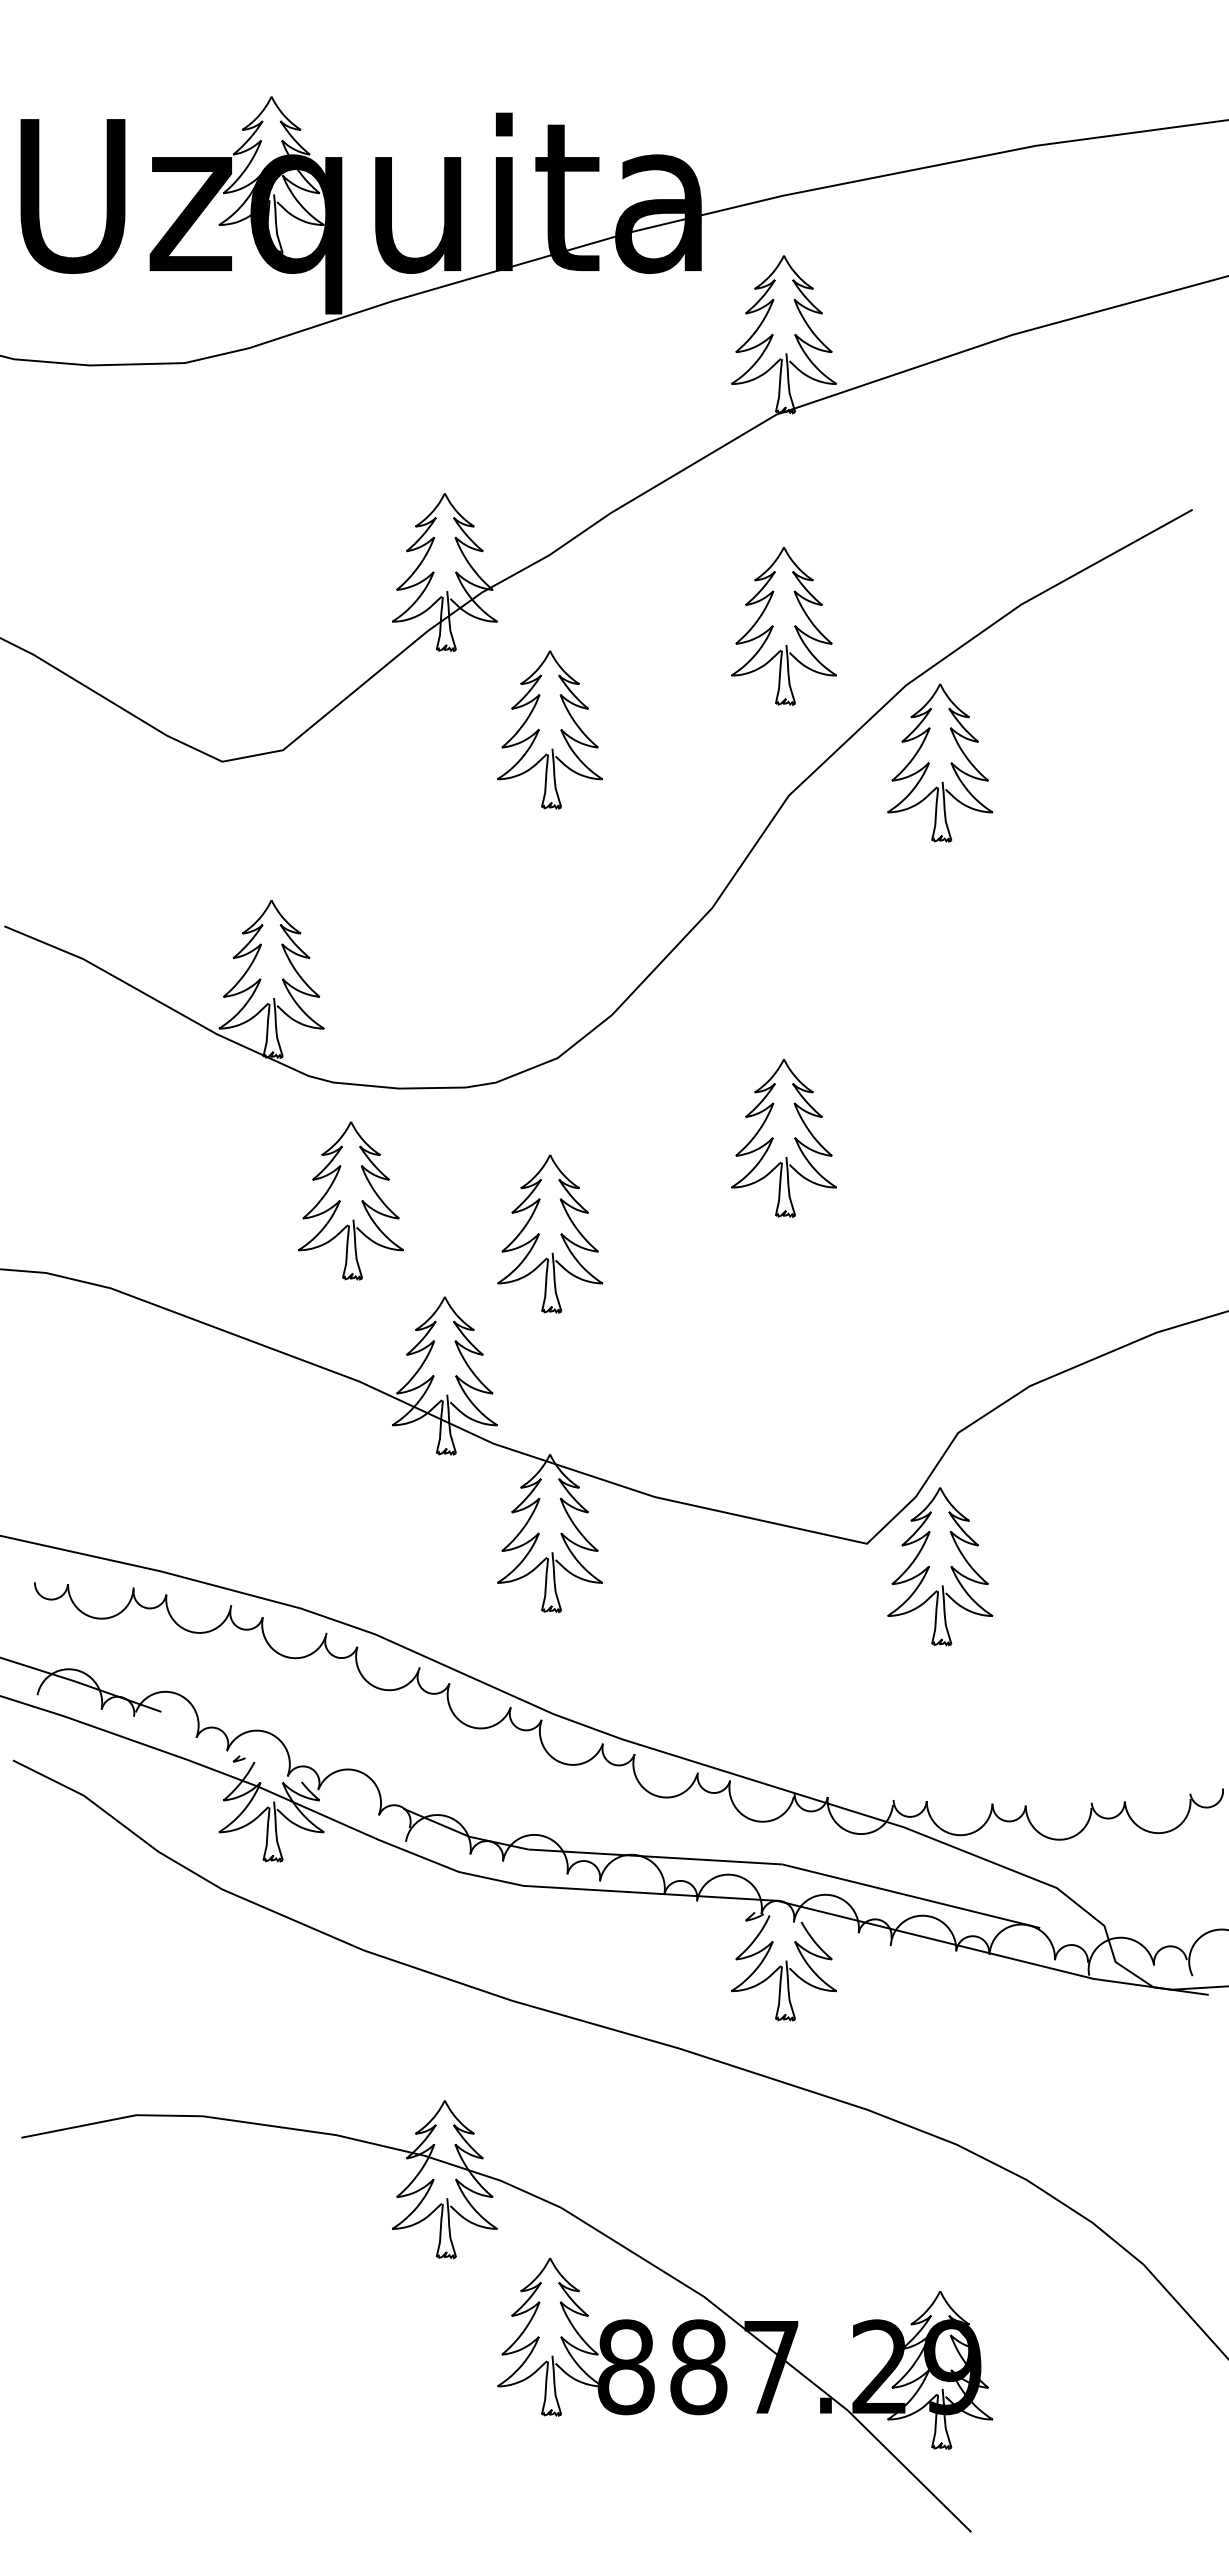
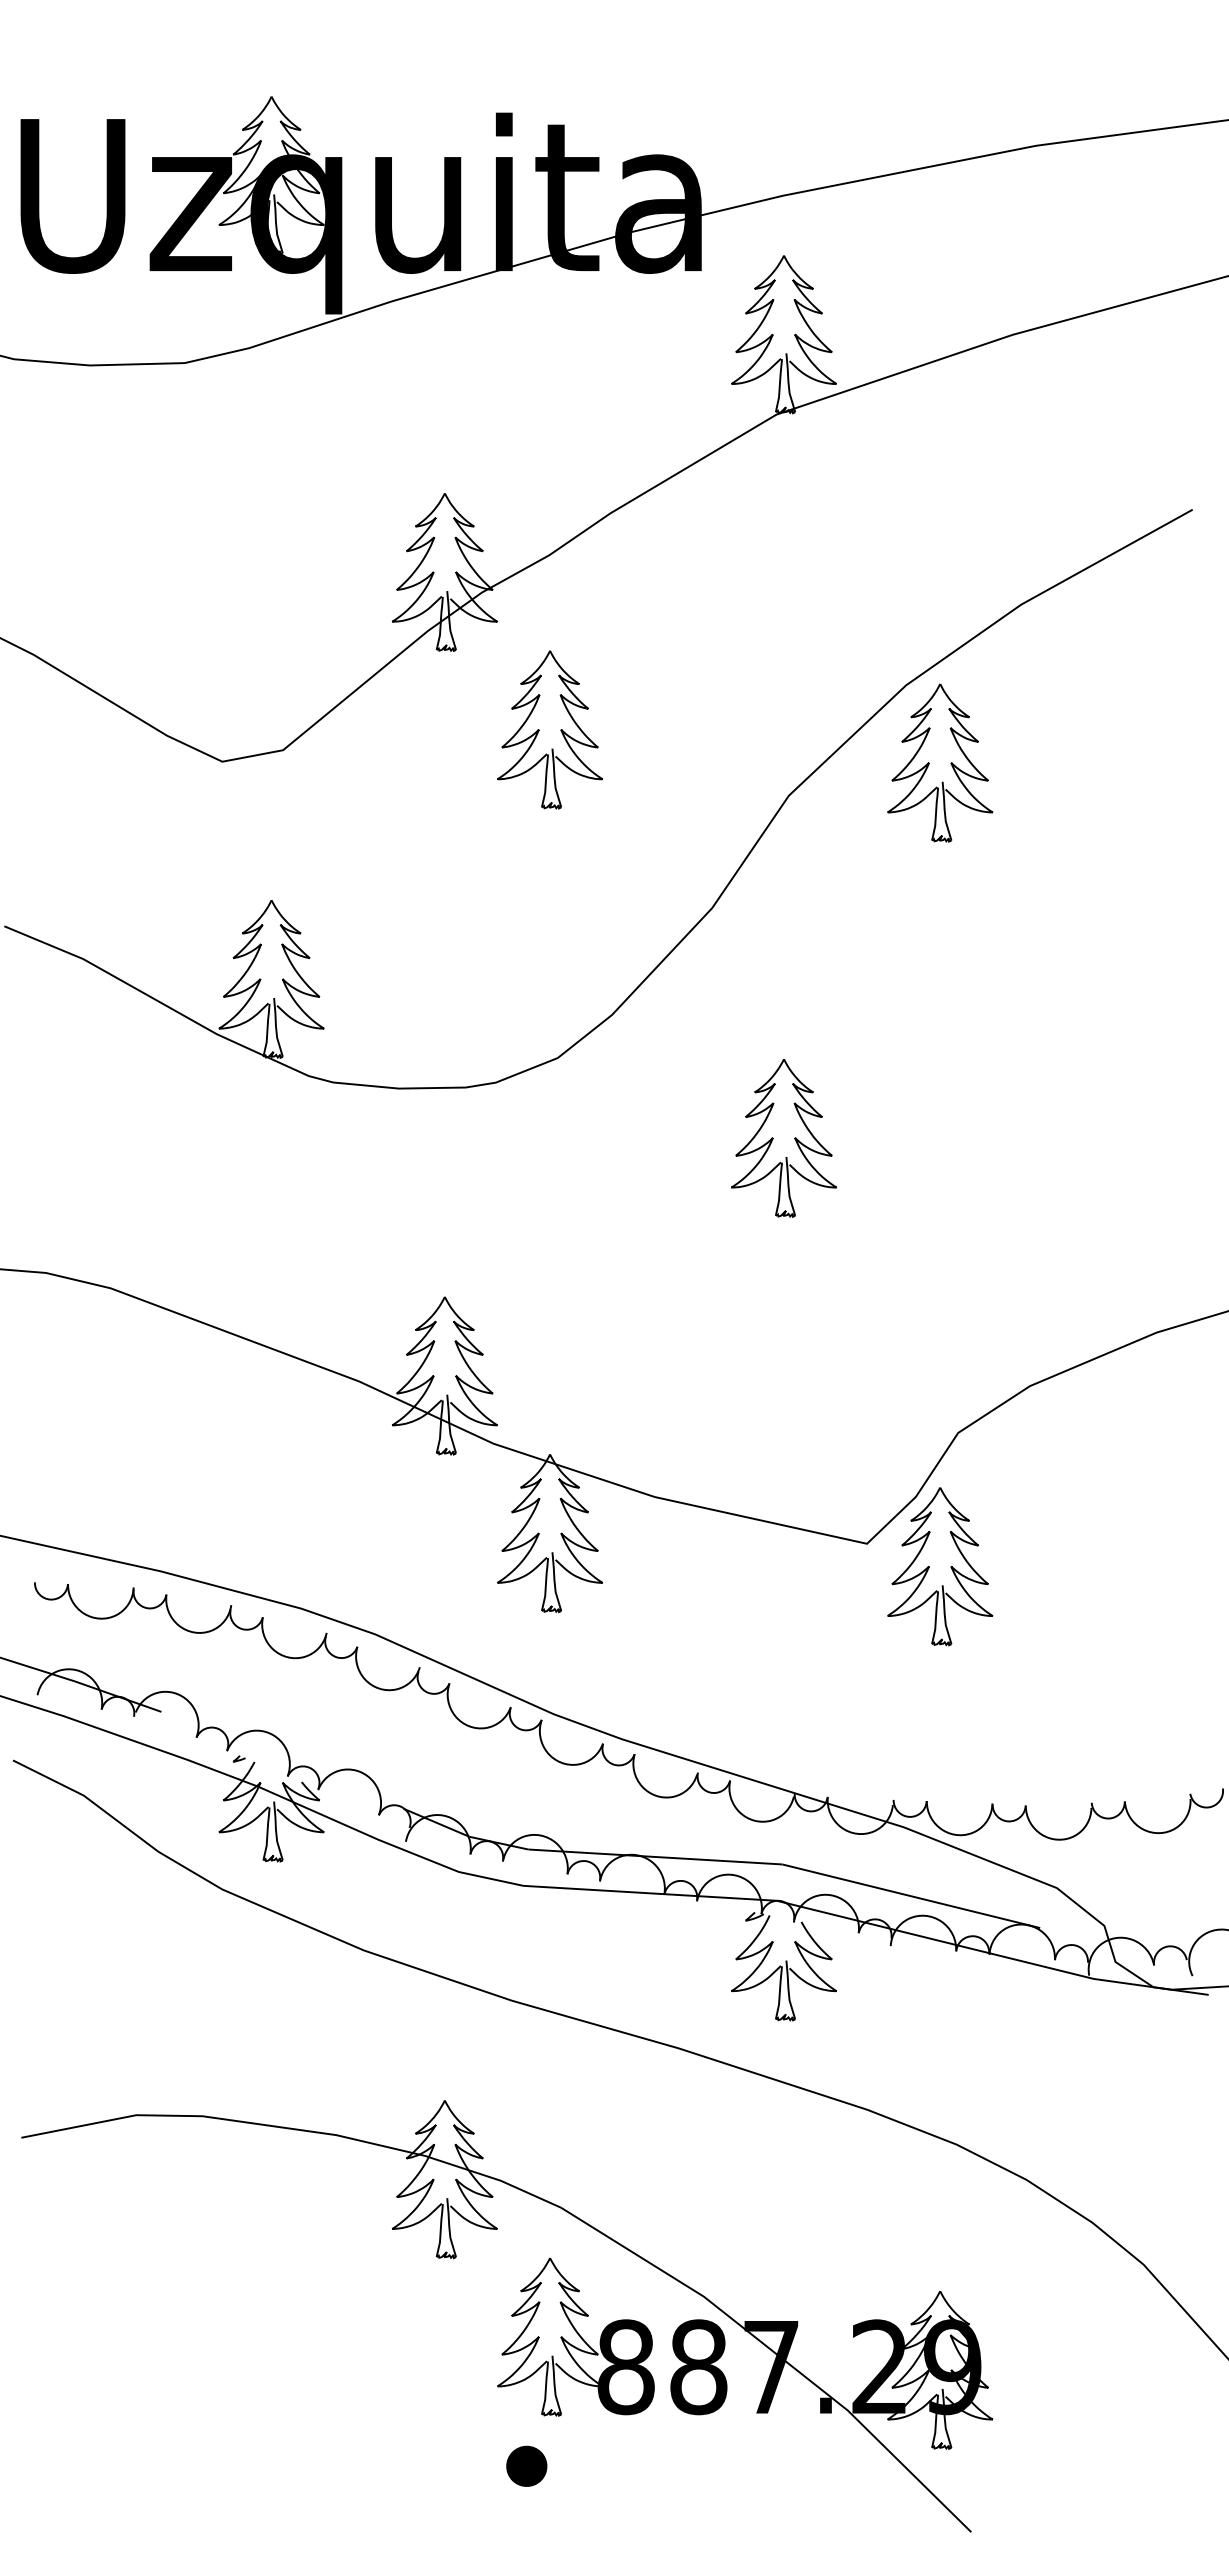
part: present -> none (783, 626)
part: present -> none (350, 1200)
part: present -> none (550, 1233)
part: none -> present (526, 2465)
